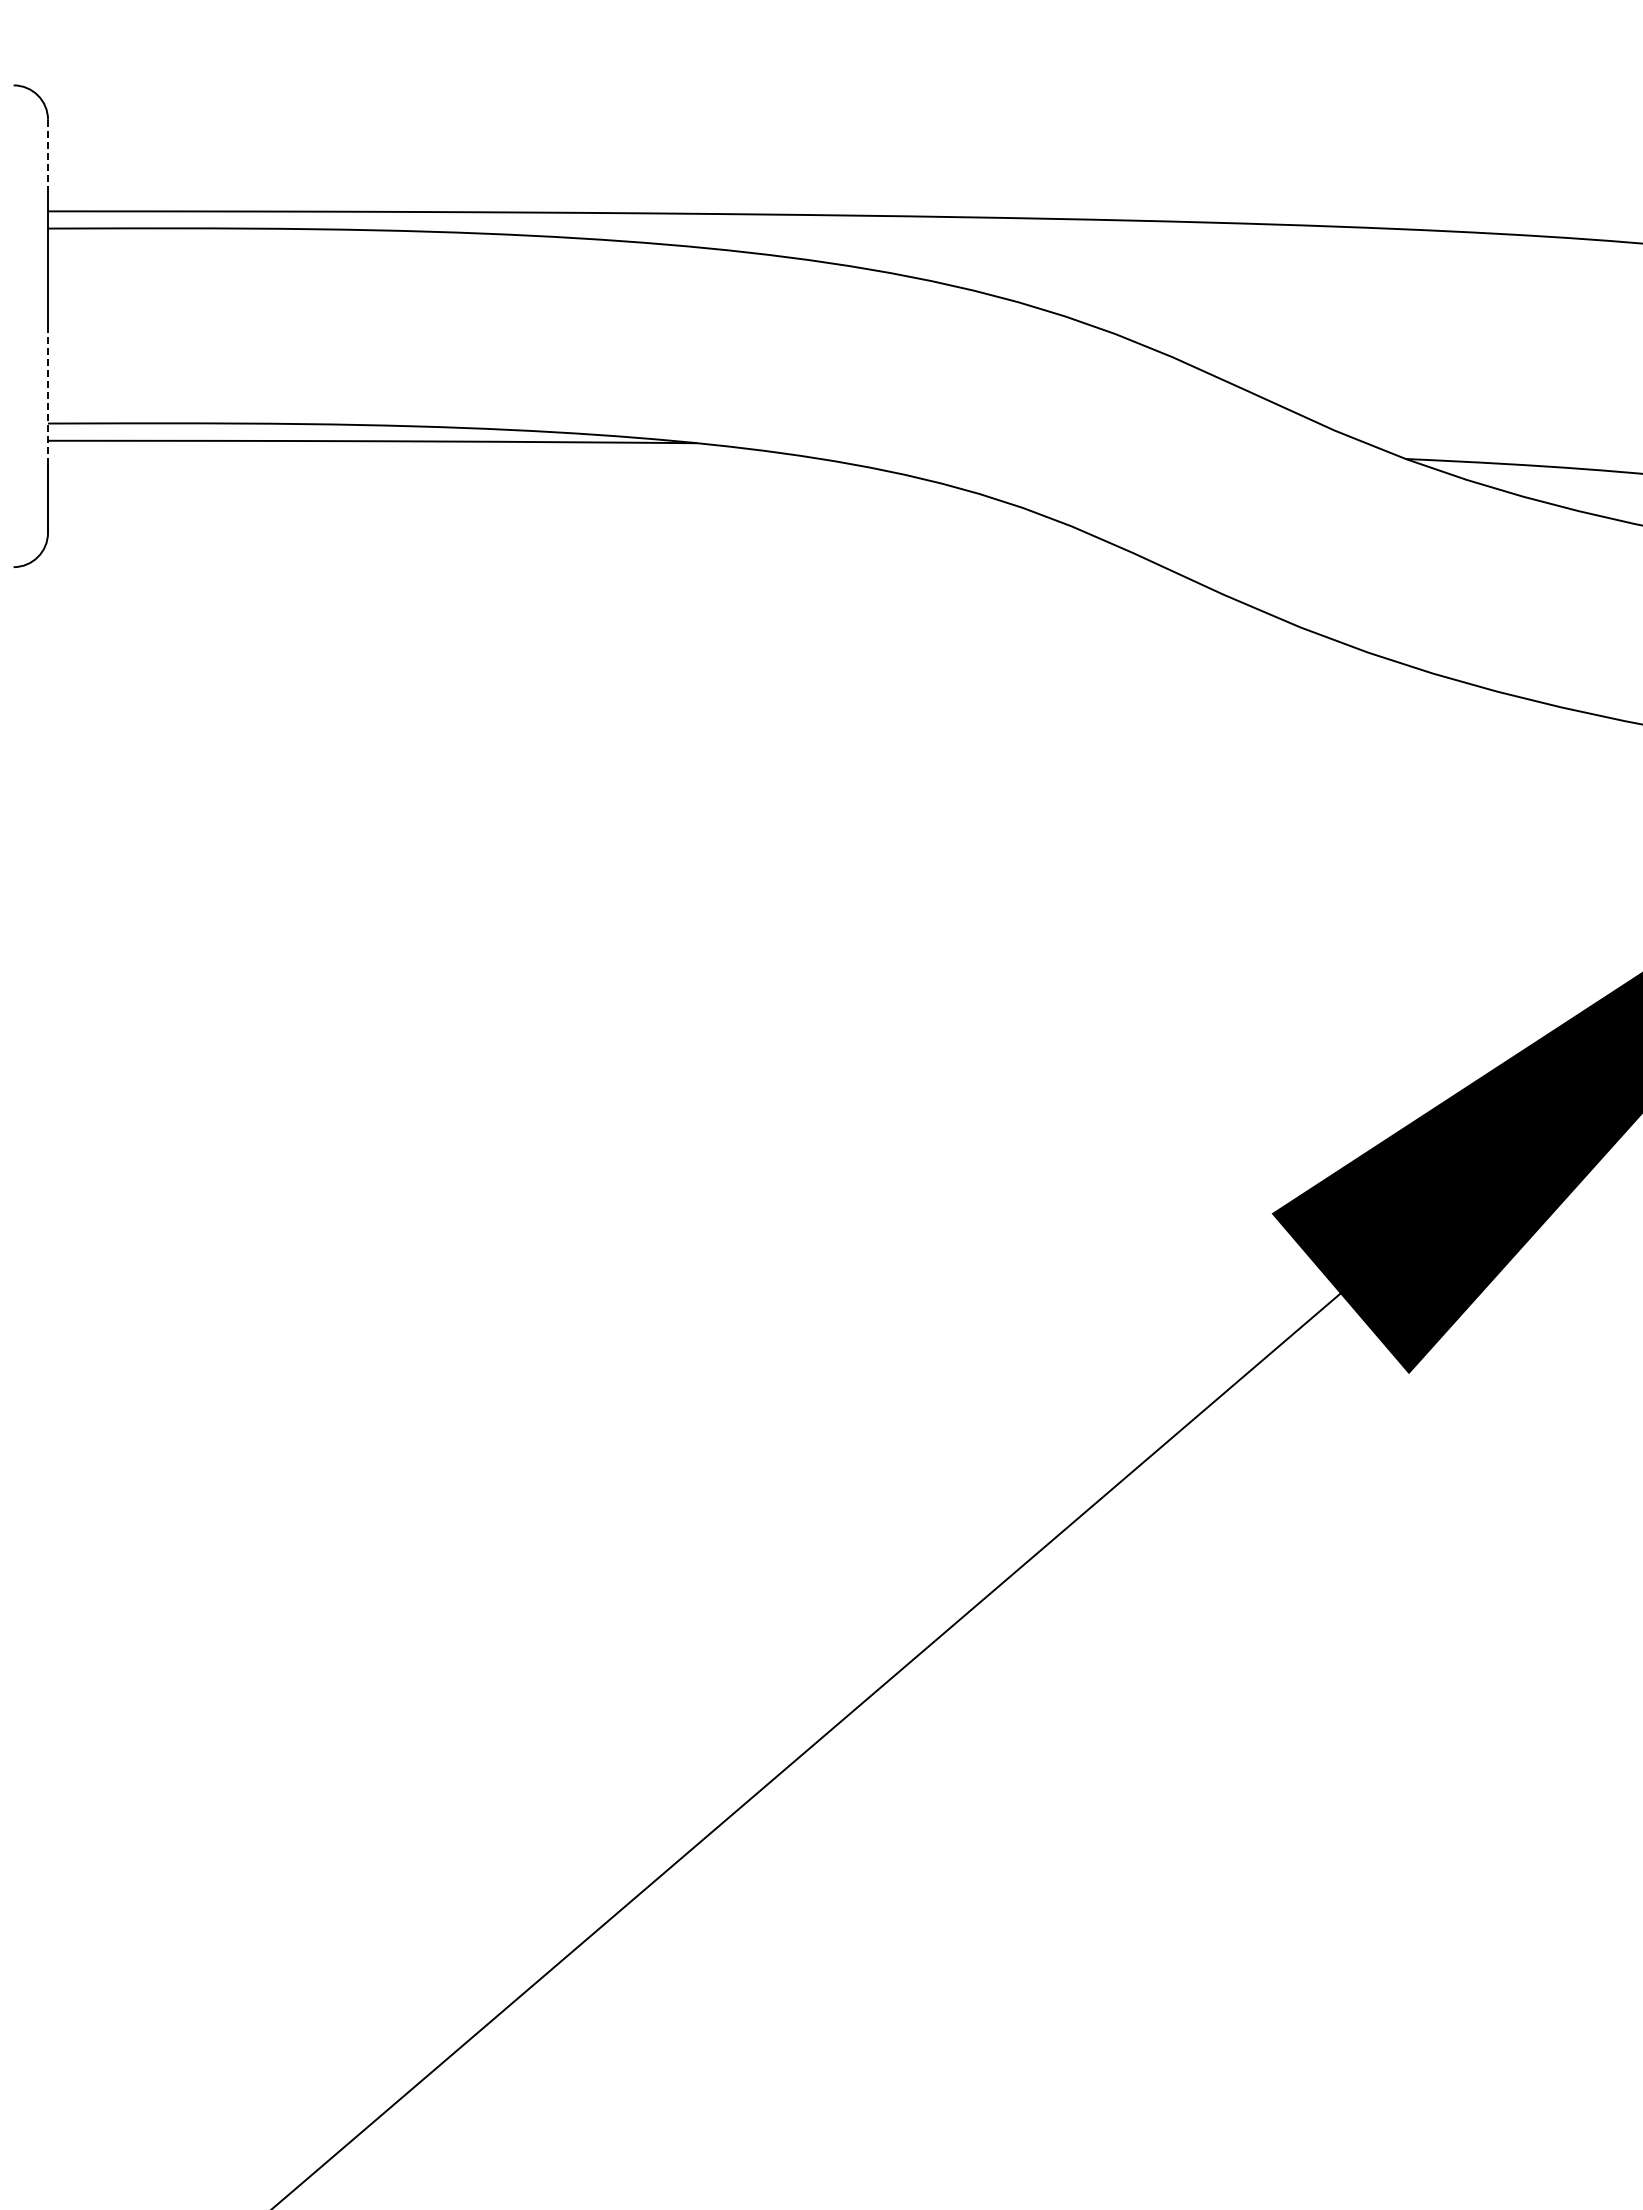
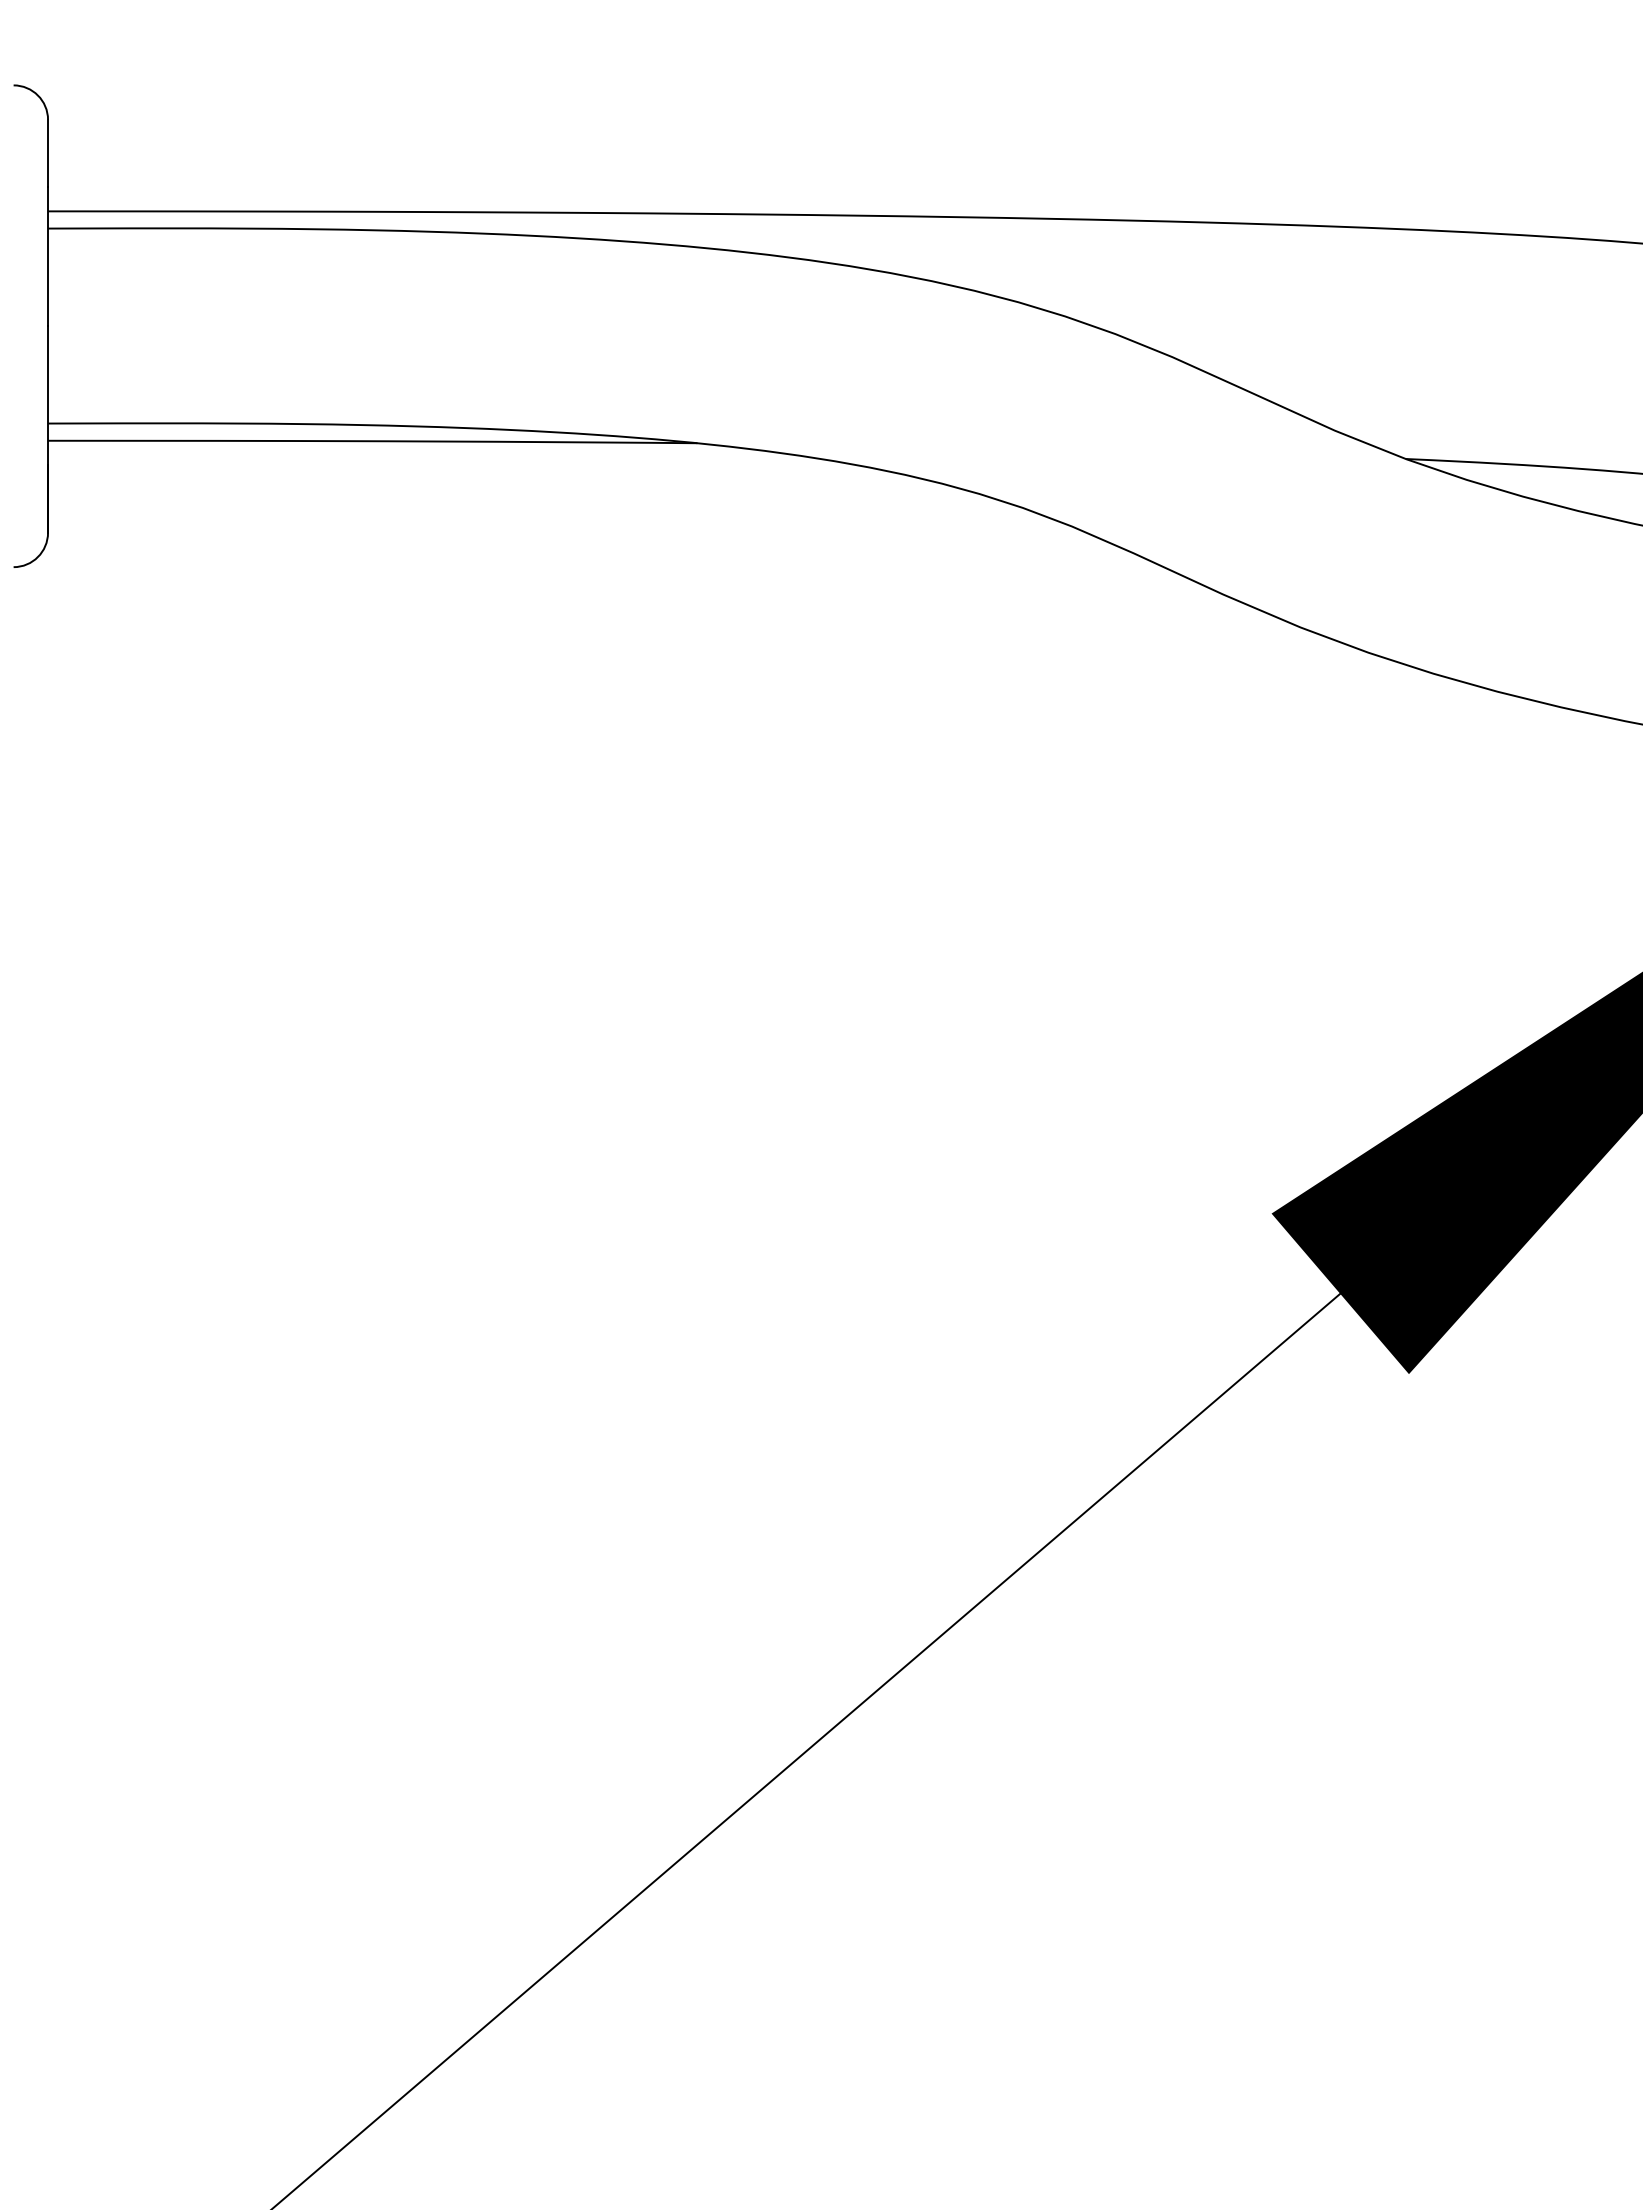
line: dashed -> solid (48, 153)
line: dashed -> solid (48, 396)
